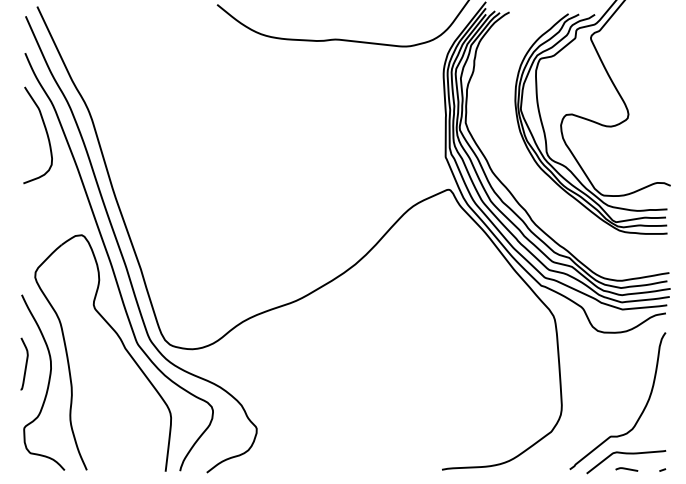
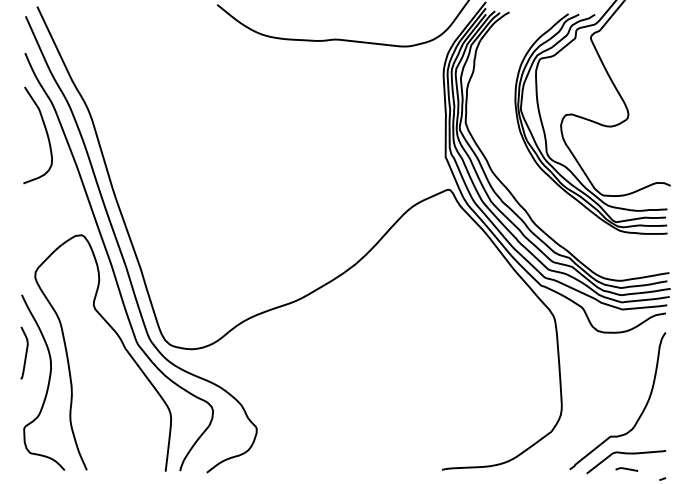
curve position: (25, 363) -> (25, 352) (25, 352)
line position: (662, 469) -> (662, 478) (662, 478)
